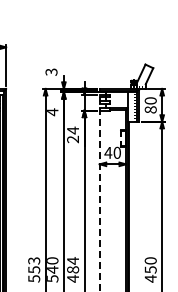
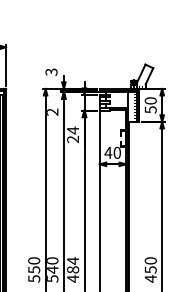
text: 80 -> 50 (150, 109)
text: 4 -> 2 (52, 112)
line: dashed -> solid (99, 192)
text: 553 -> 550 (34, 260)
